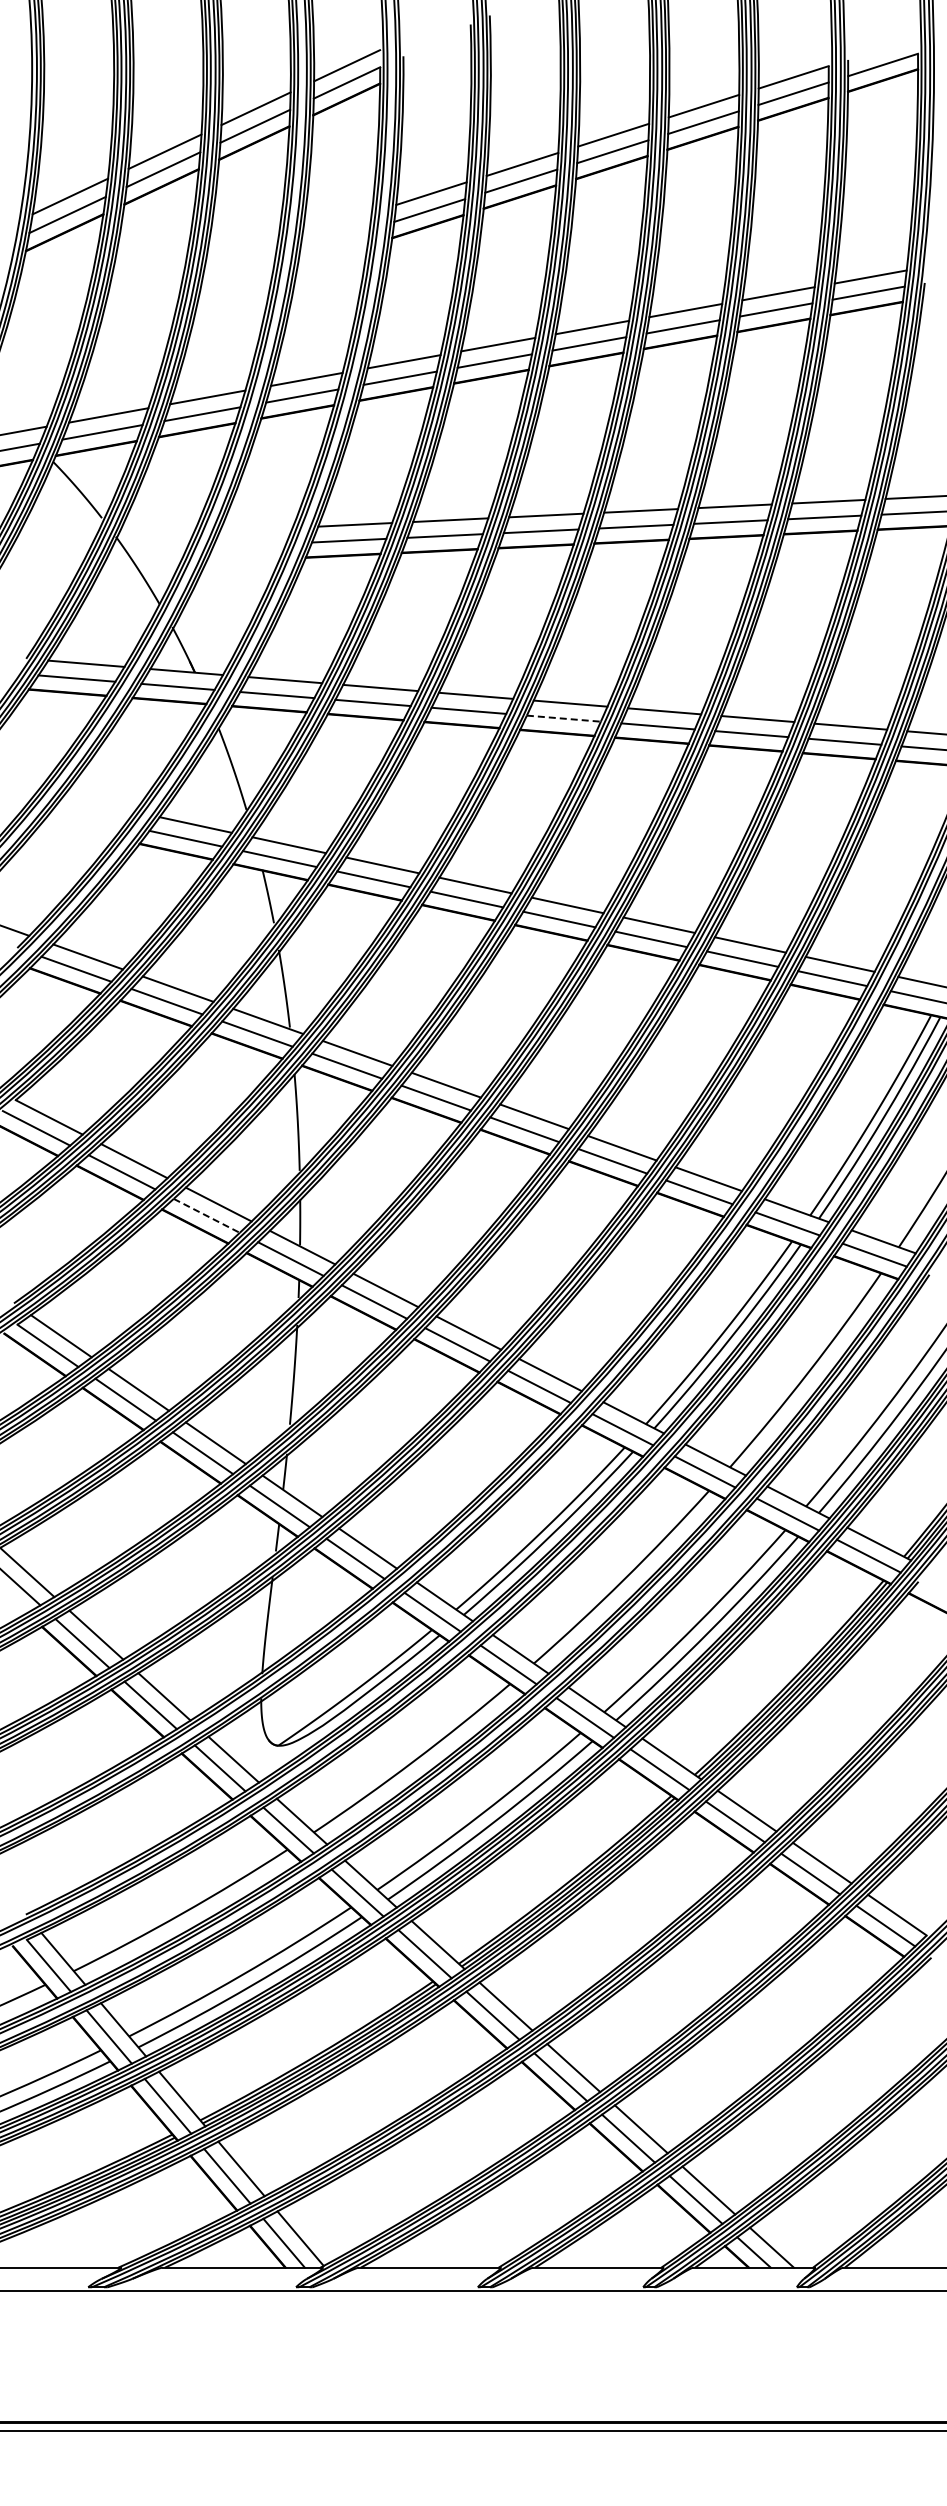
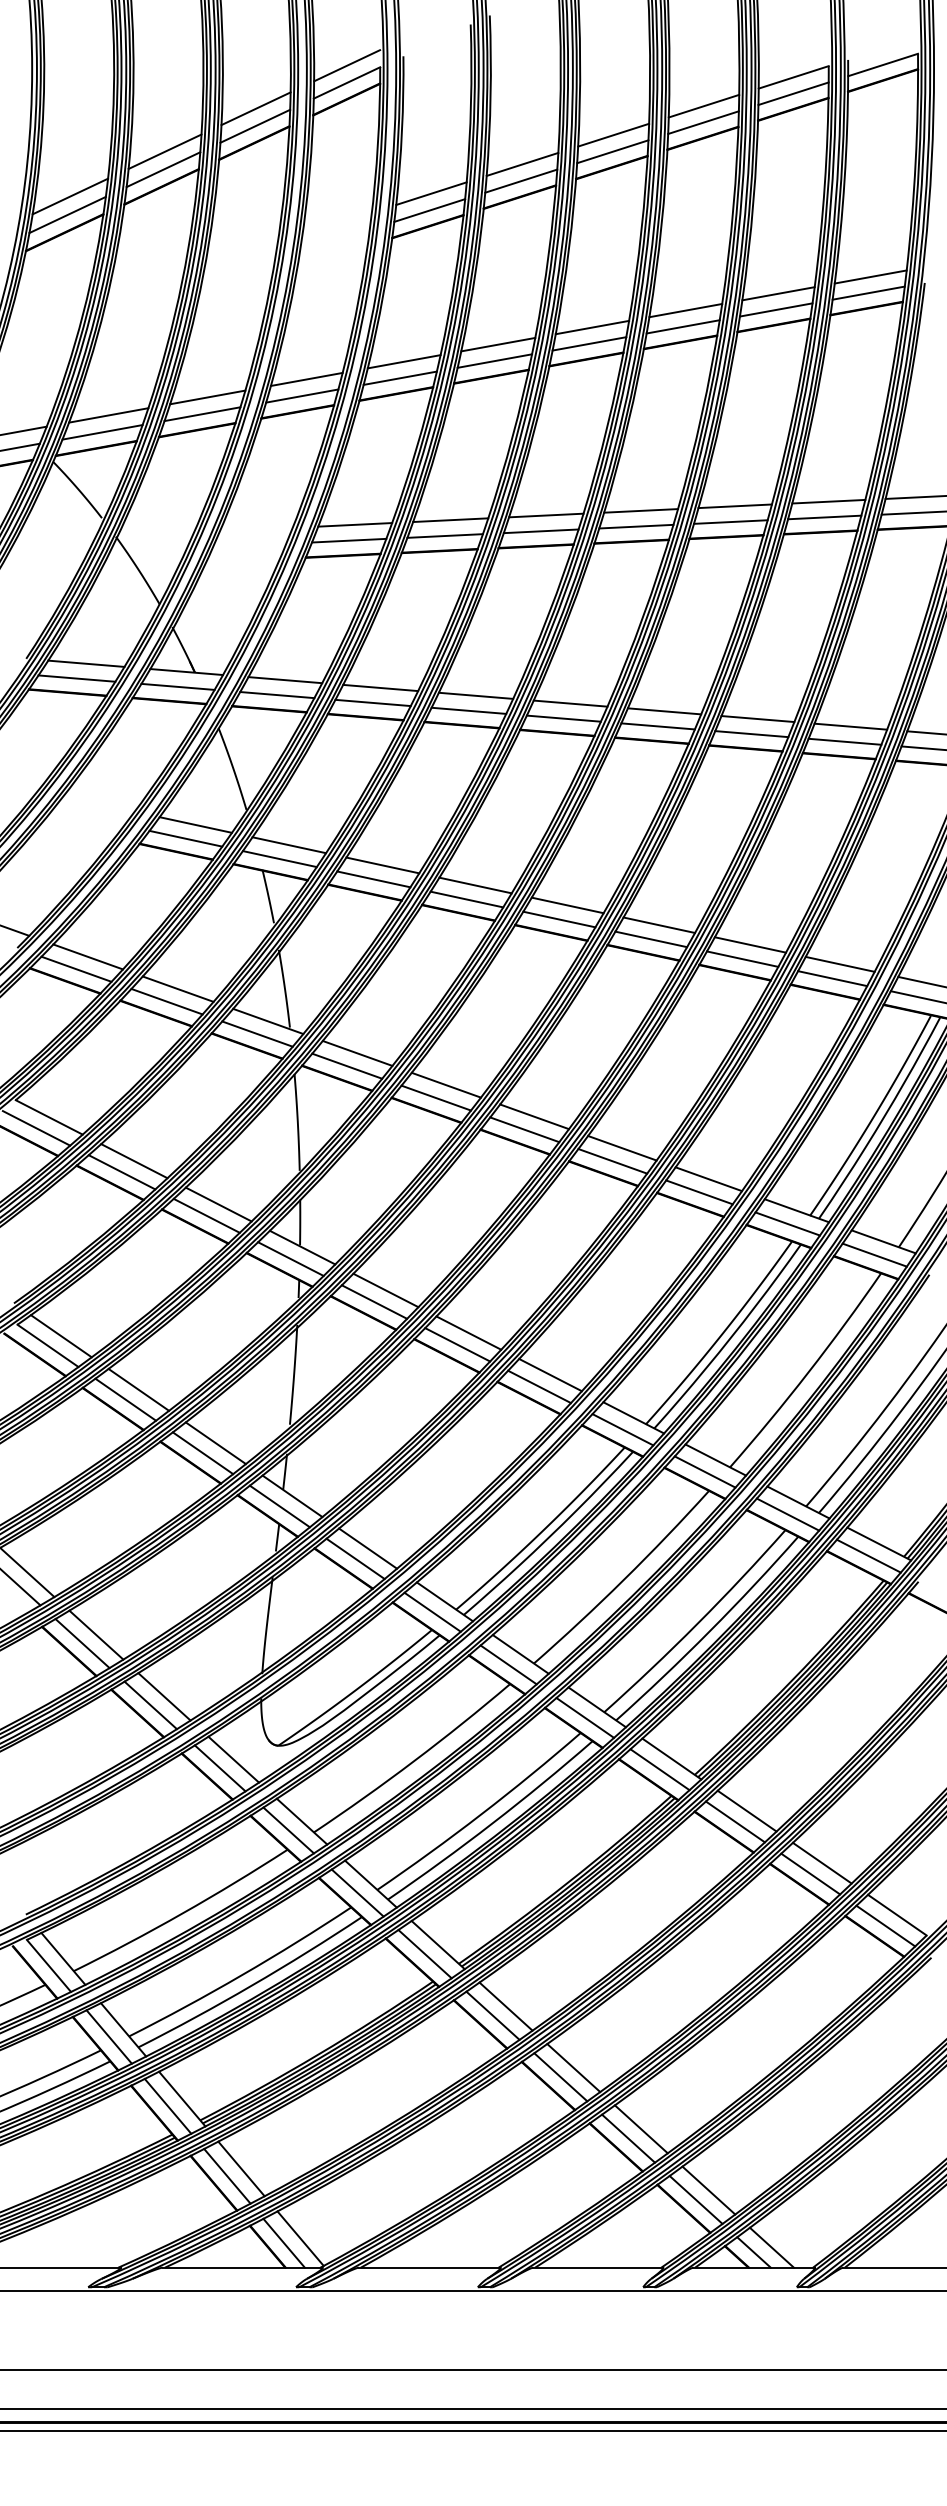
line: dashed -> solid (564, 718)
line: dashed -> solid (207, 1216)
line: none -> present (472, 2370)
line: none -> present (472, 2409)
